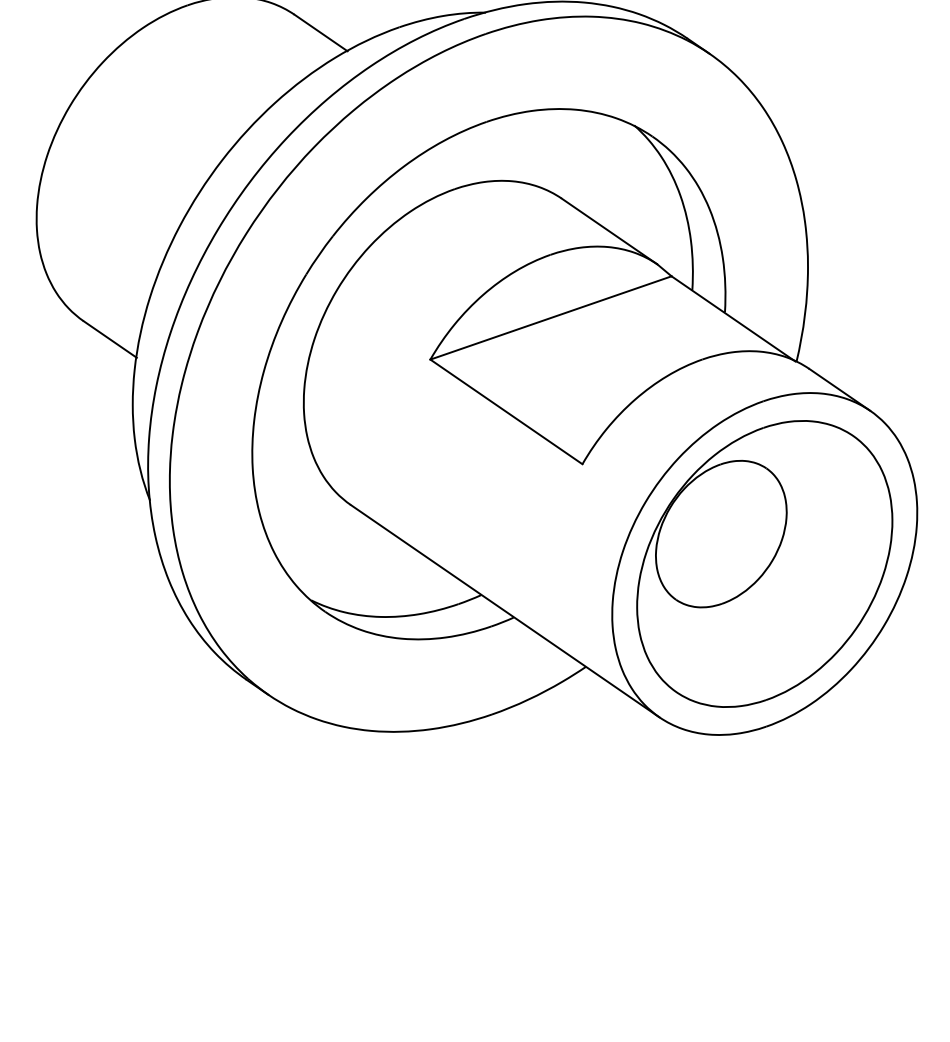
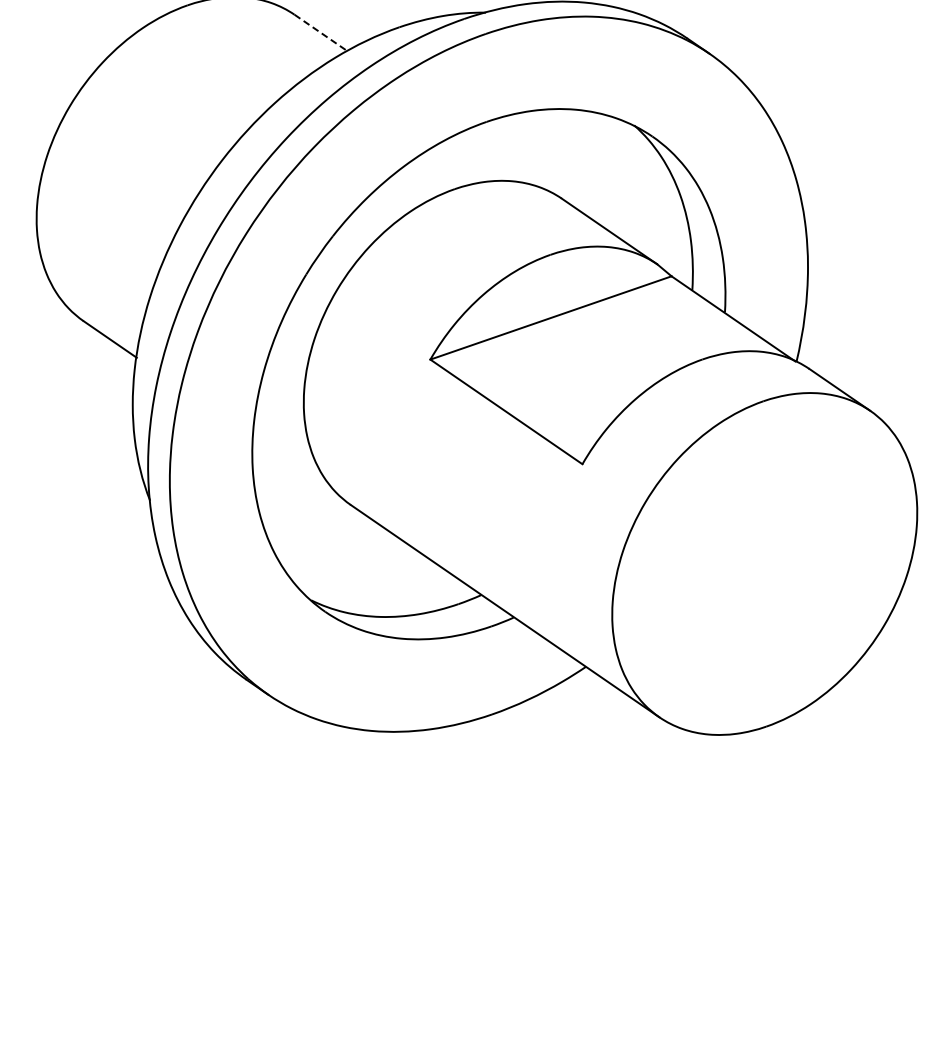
line: solid -> dashed (321, 33)
part: present -> none (764, 563)
